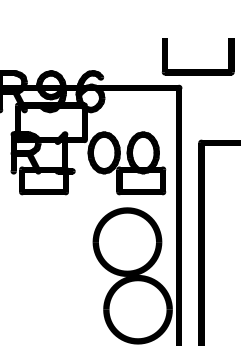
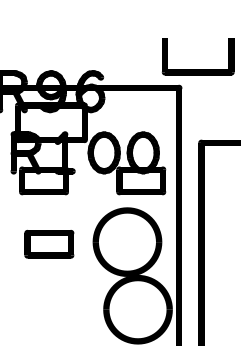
part: none -> present (49, 243)
